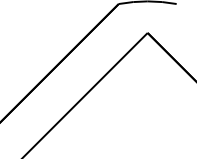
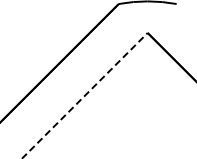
line: solid -> dashed (84, 95)
